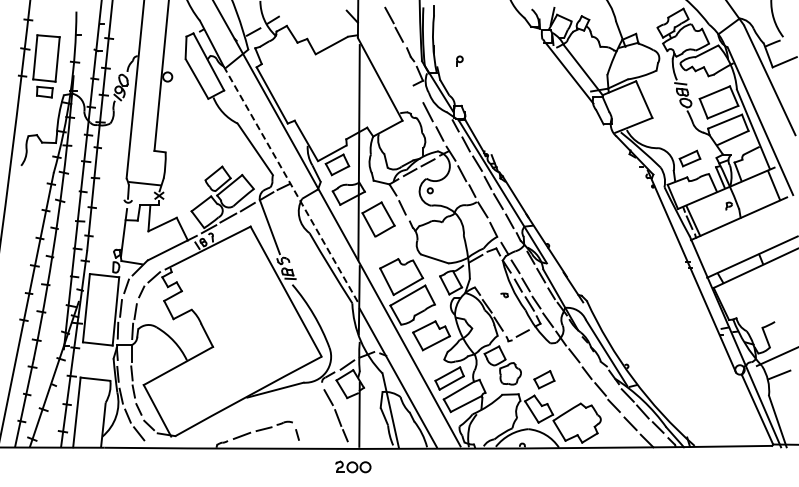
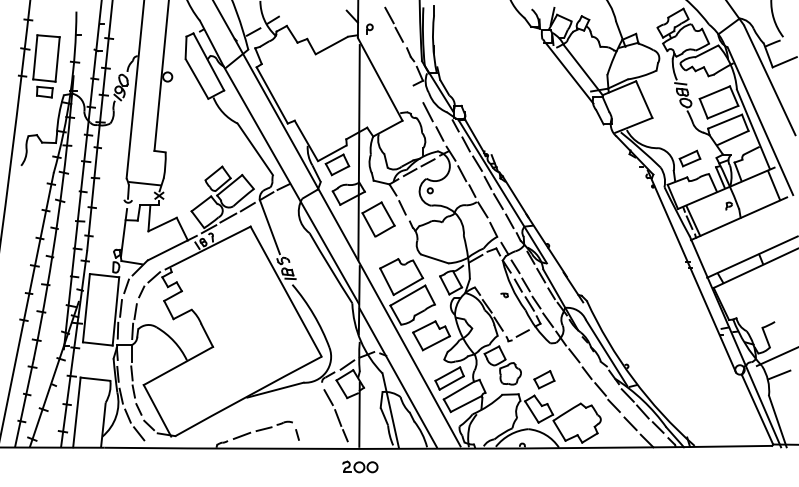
part position: (459, 60) -> (369, 28) (369, 28)
line: dashed -> solid (291, 185)
part position: (353, 466) -> (360, 466) (360, 466)
